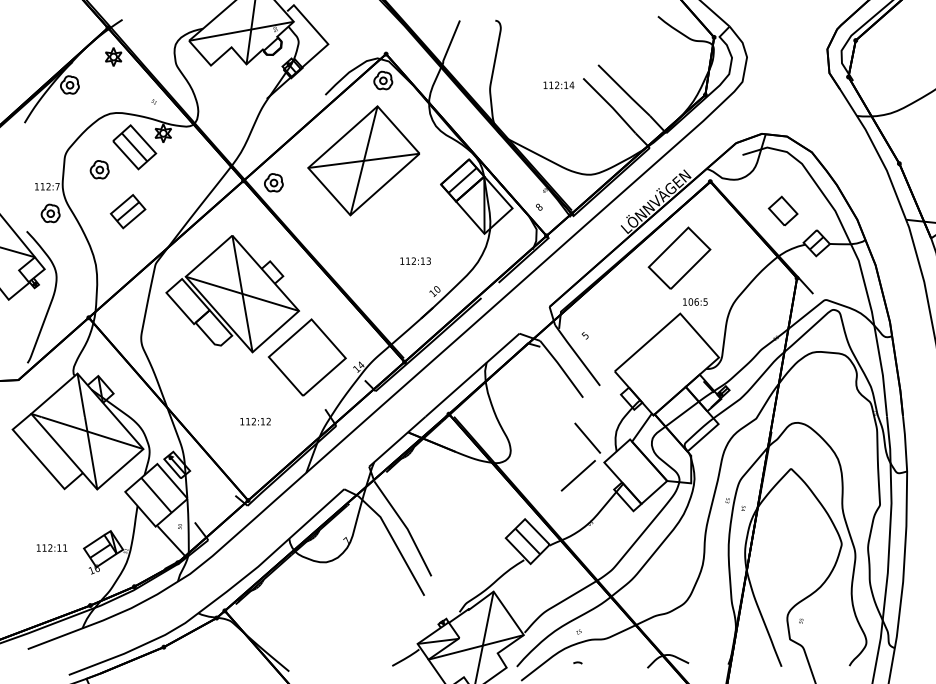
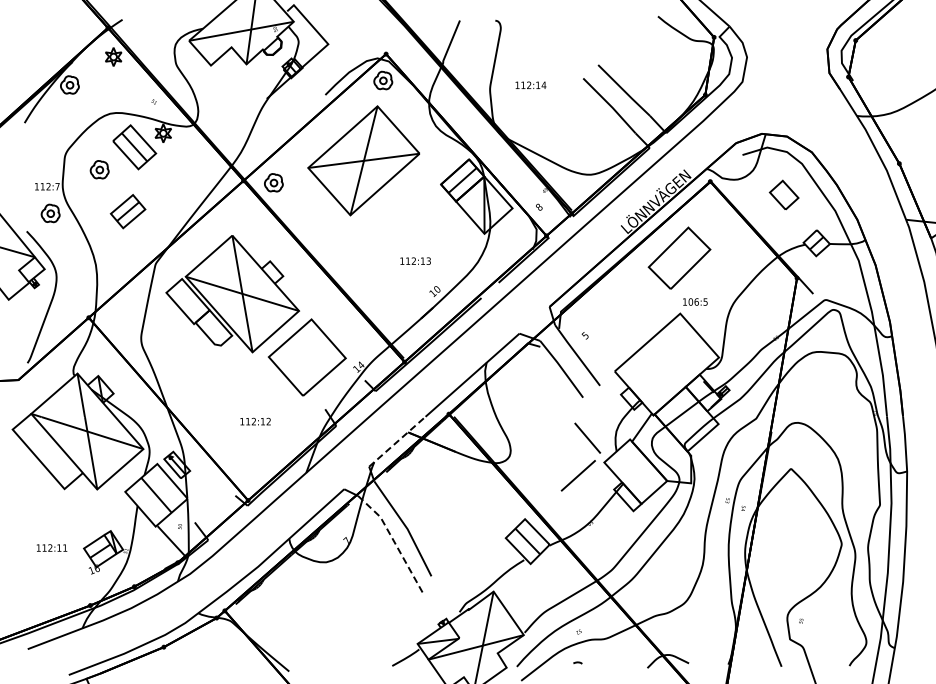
text position: (558, 84) -> (530, 84) (530, 84)
part position: (782, 210) -> (783, 194) (783, 194)
line: solid -> dashed (397, 441)
line: solid -> dashed (394, 543)
